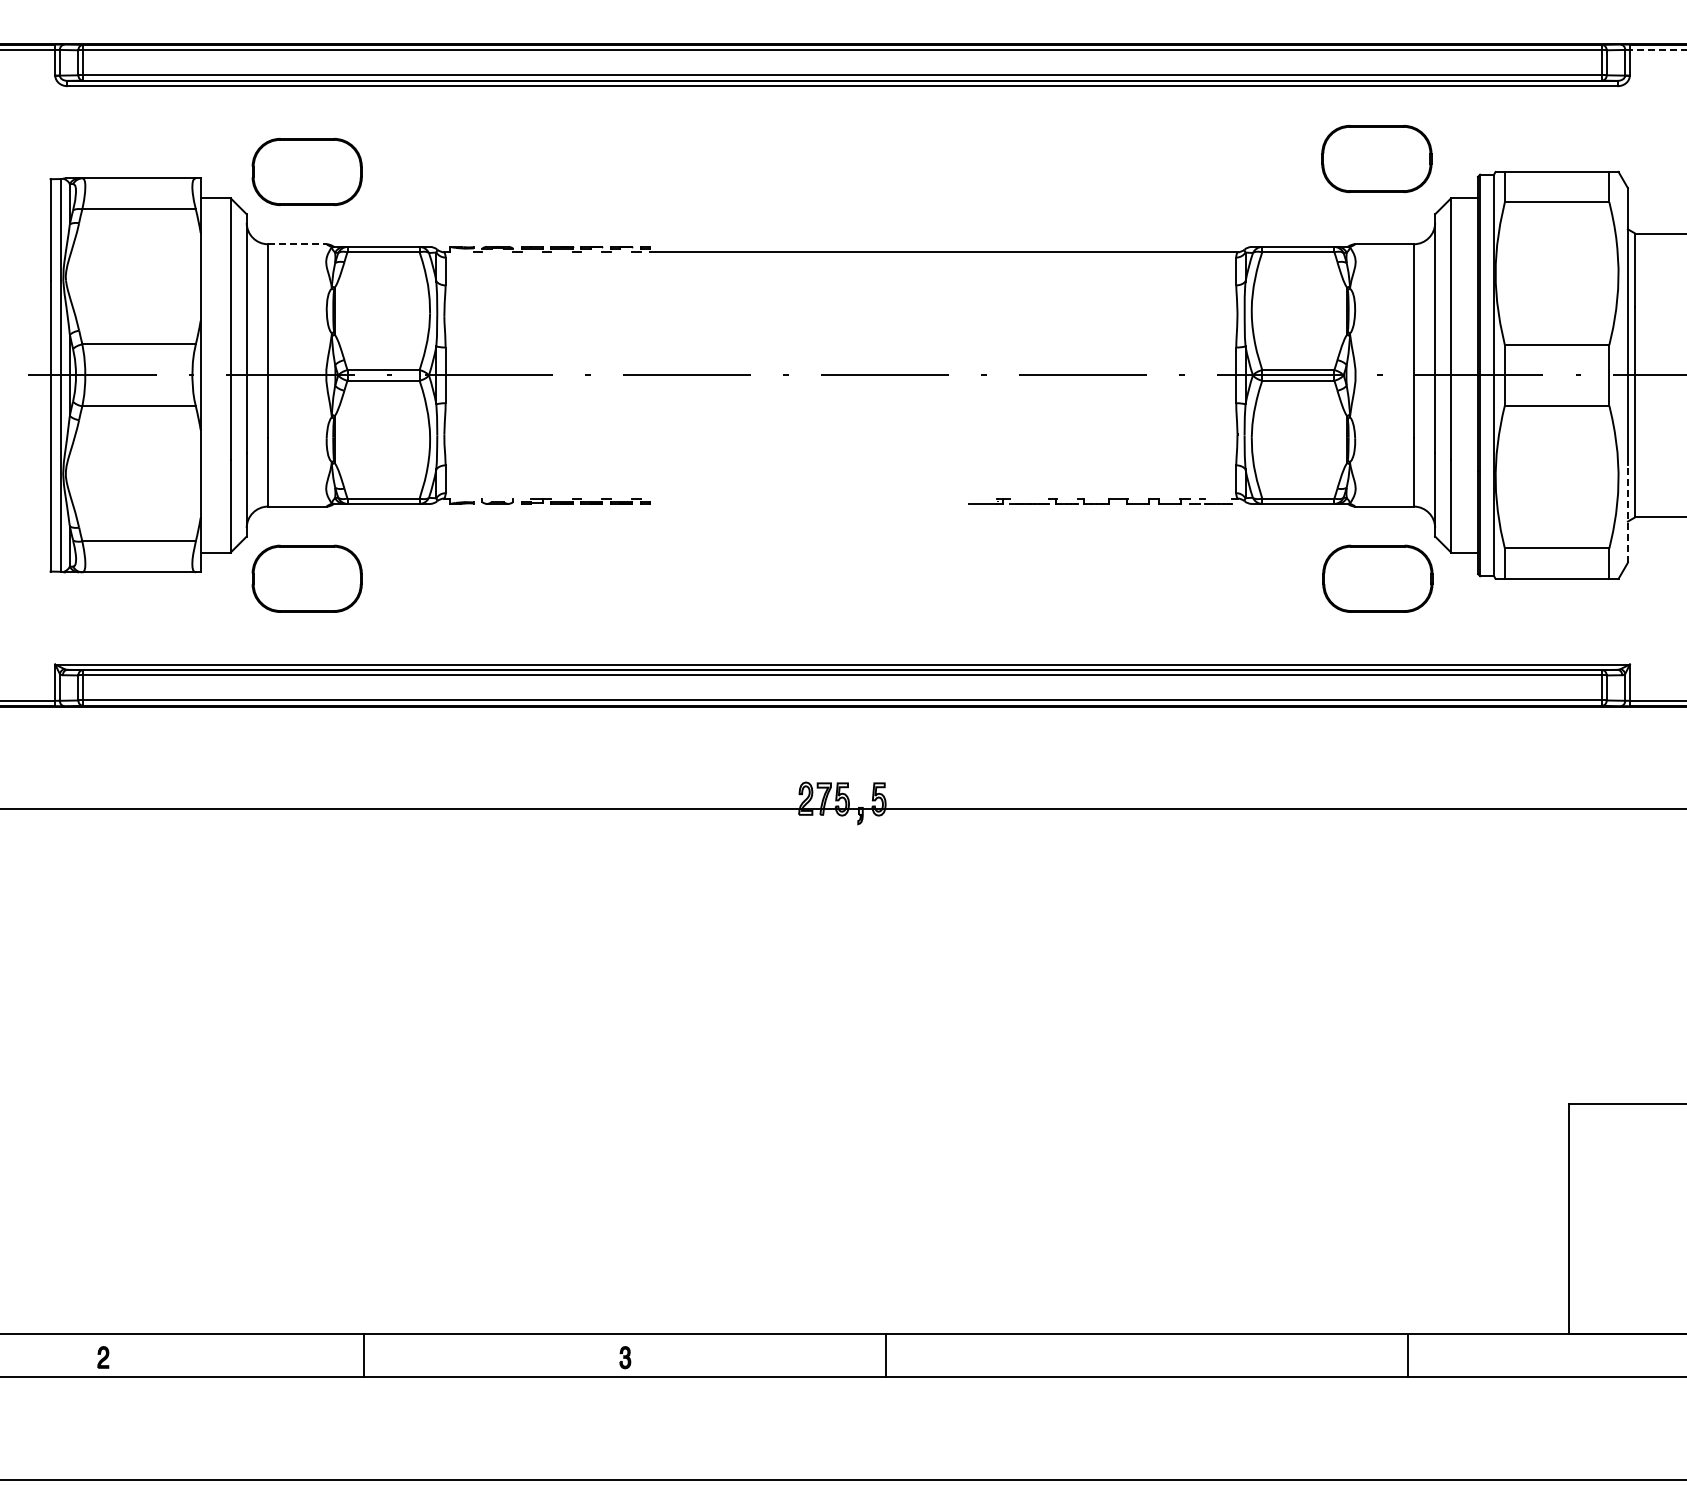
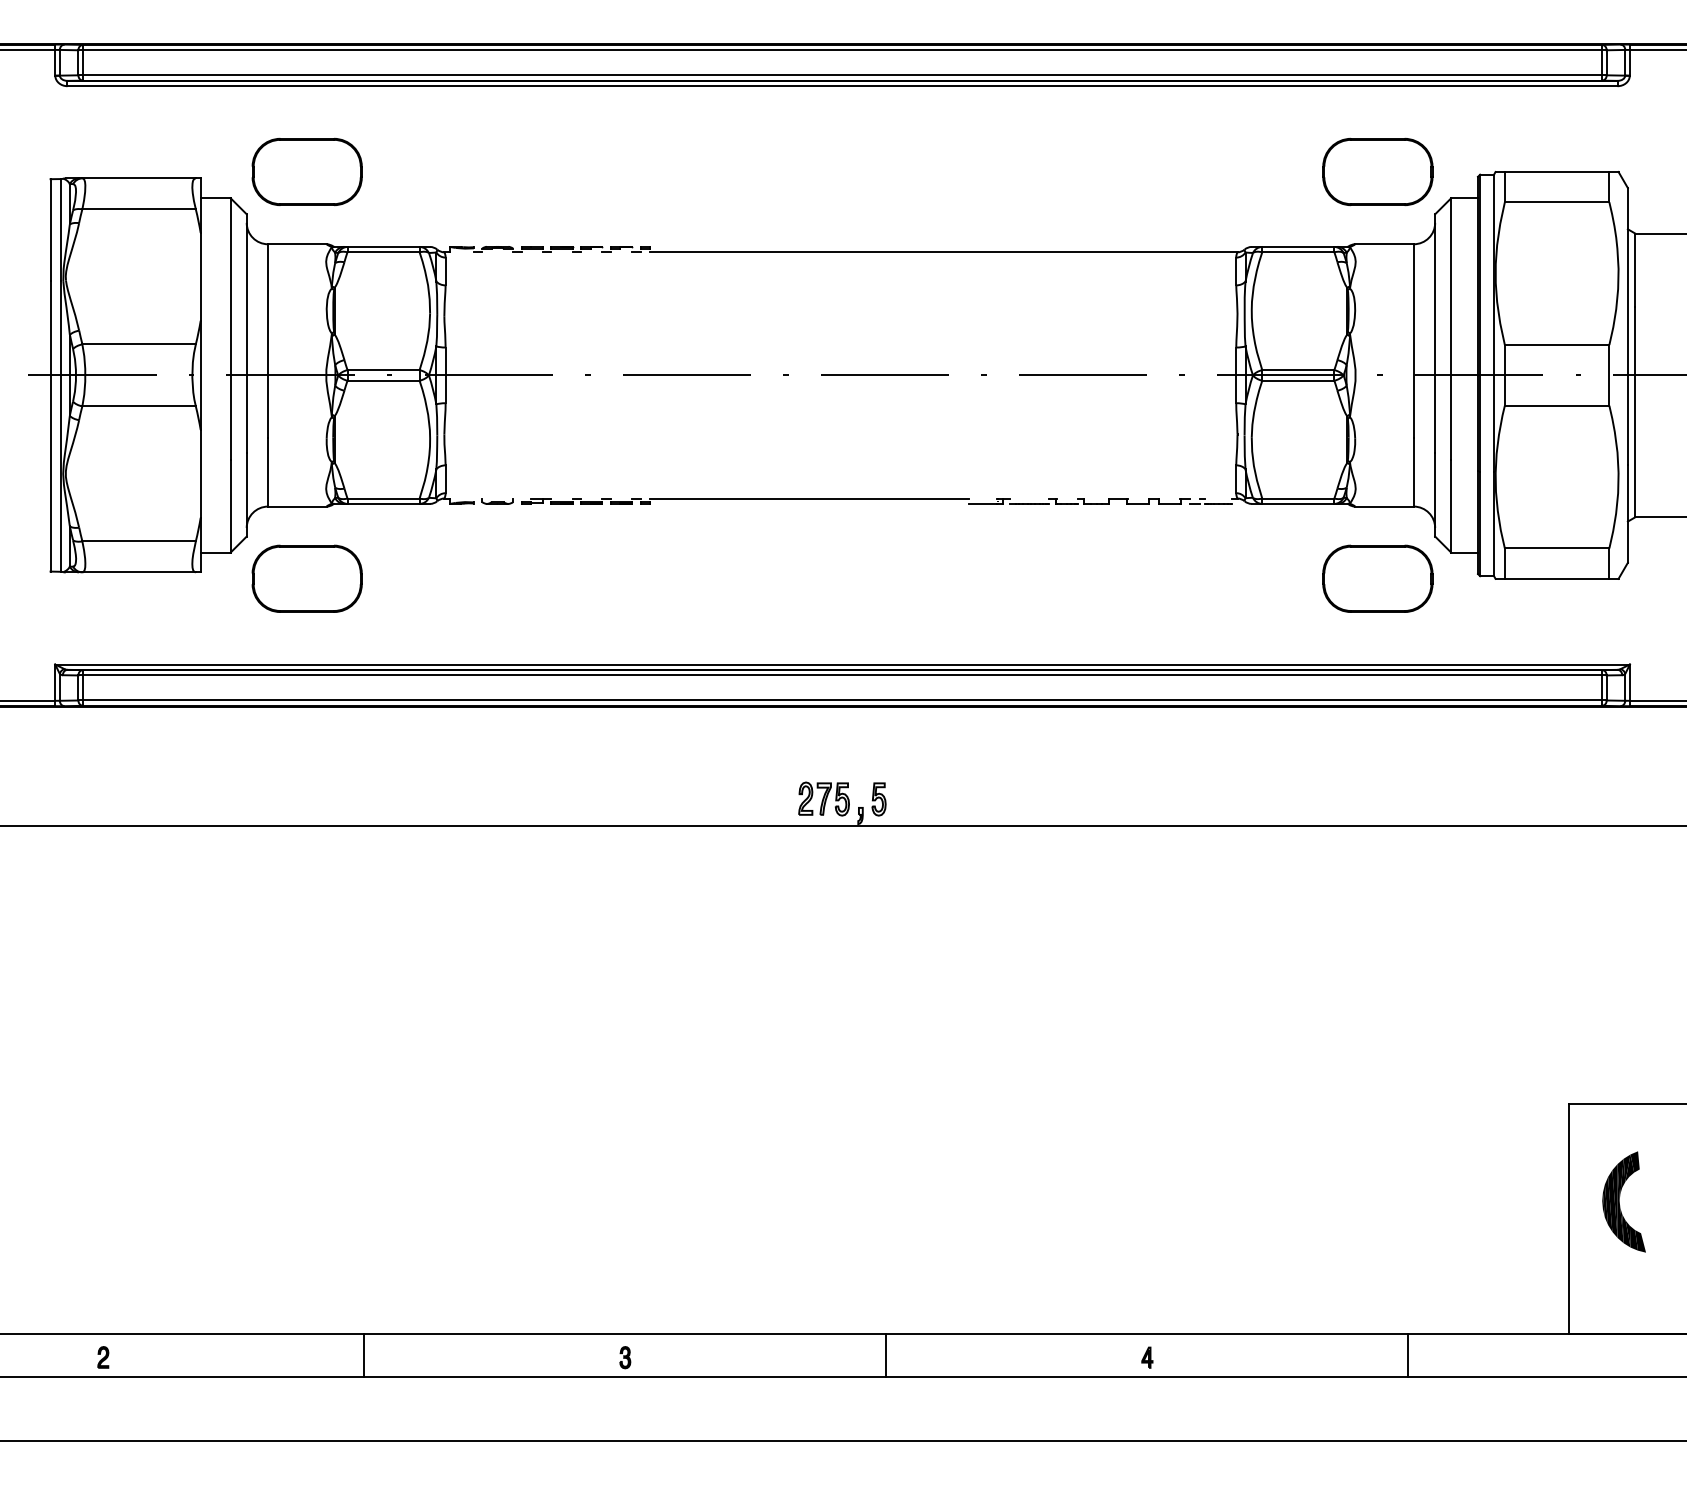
line: dashed -> solid (1657, 49)
part position: (1376, 158) -> (1377, 171) (1377, 171)
line: dashed -> solid (297, 244)
line: none -> present (809, 498)
line: dashed -> solid (1627, 514)
line position: (842, 808) -> (842, 825) (842, 825)
part: none -> present (1623, 1201)
part: none -> present (1147, 1357)
line position: (842, 1480) -> (842, 1441) (842, 1441)
